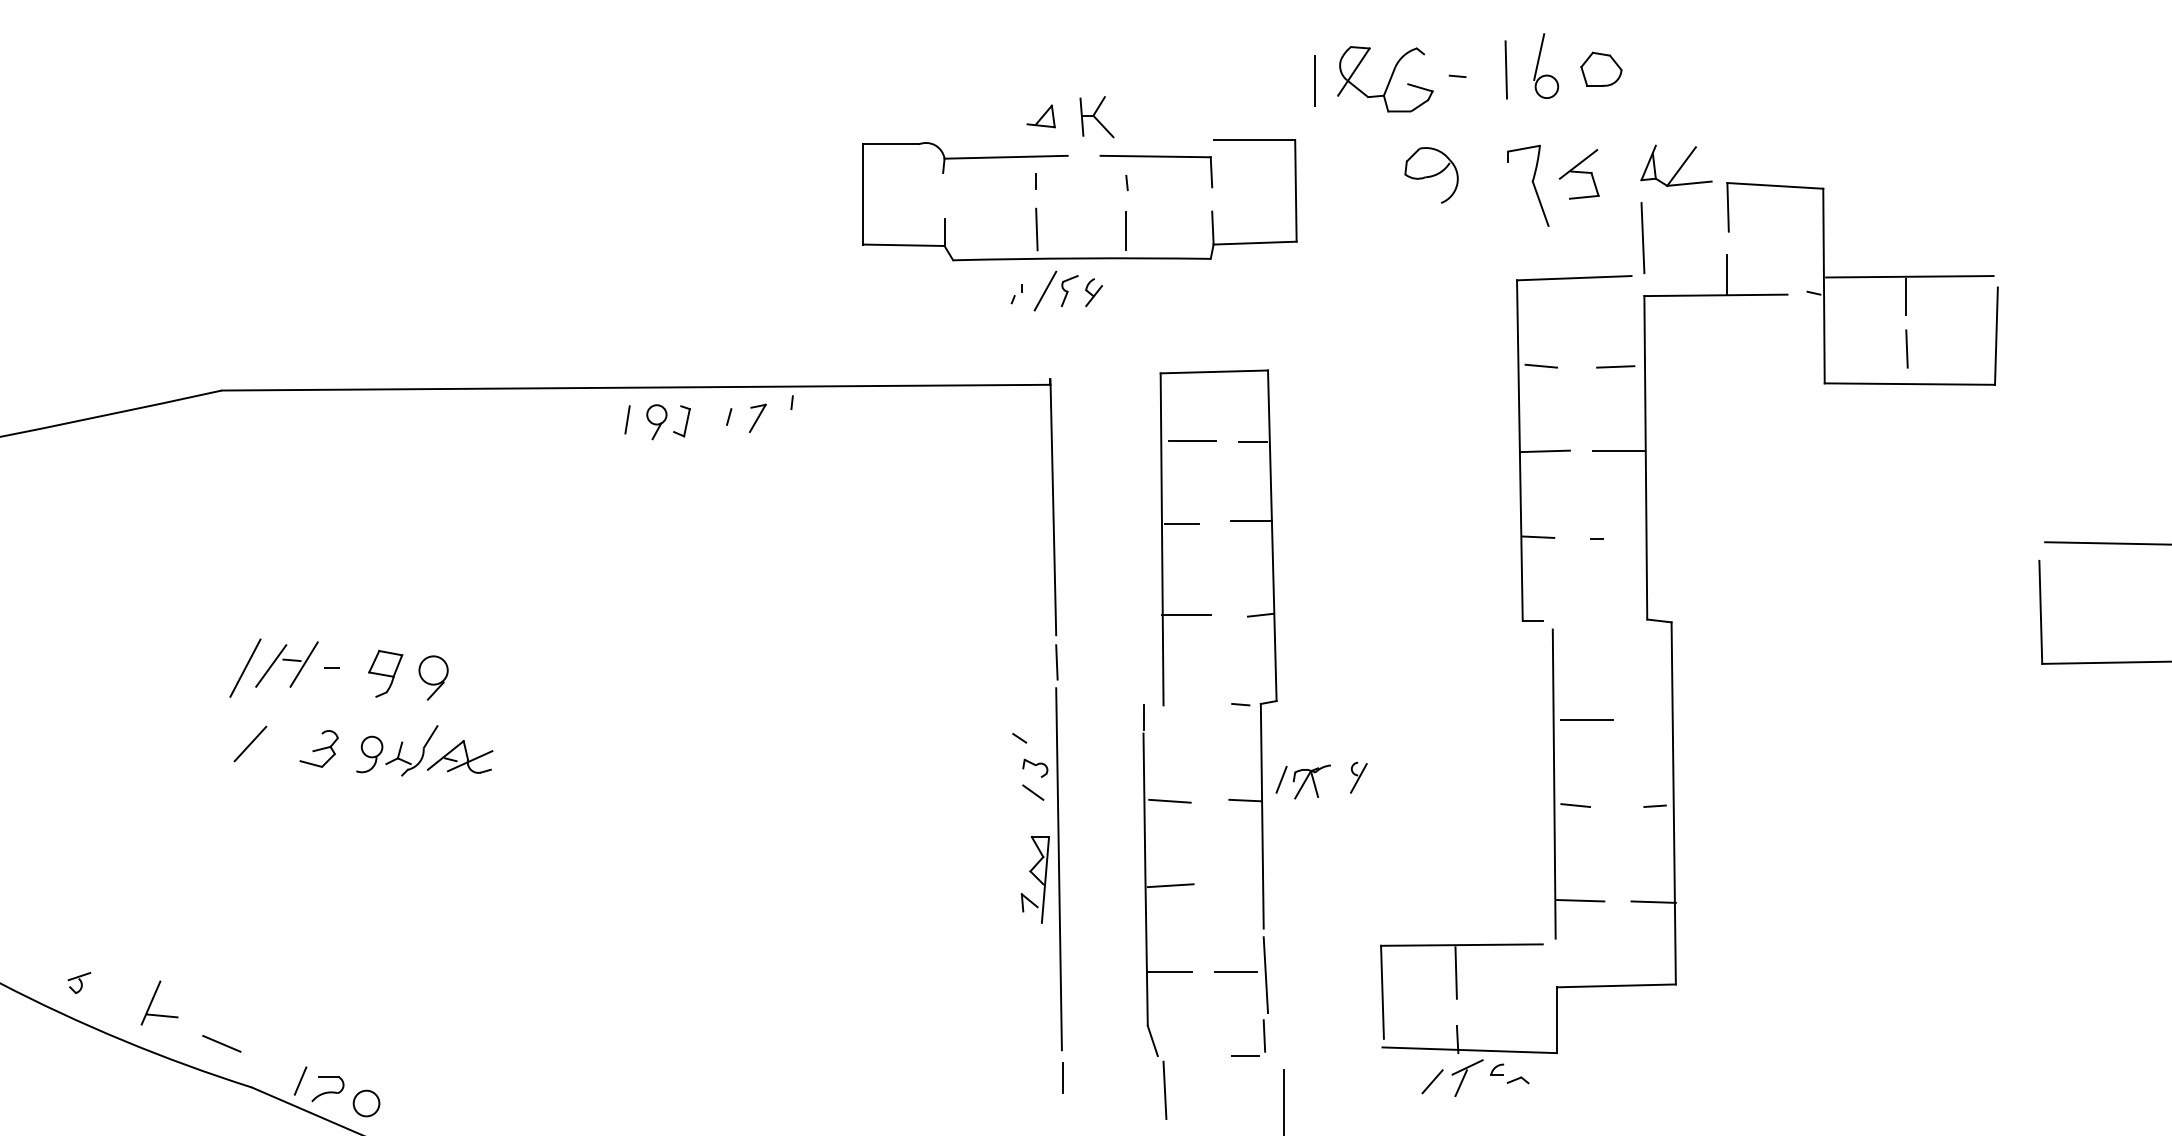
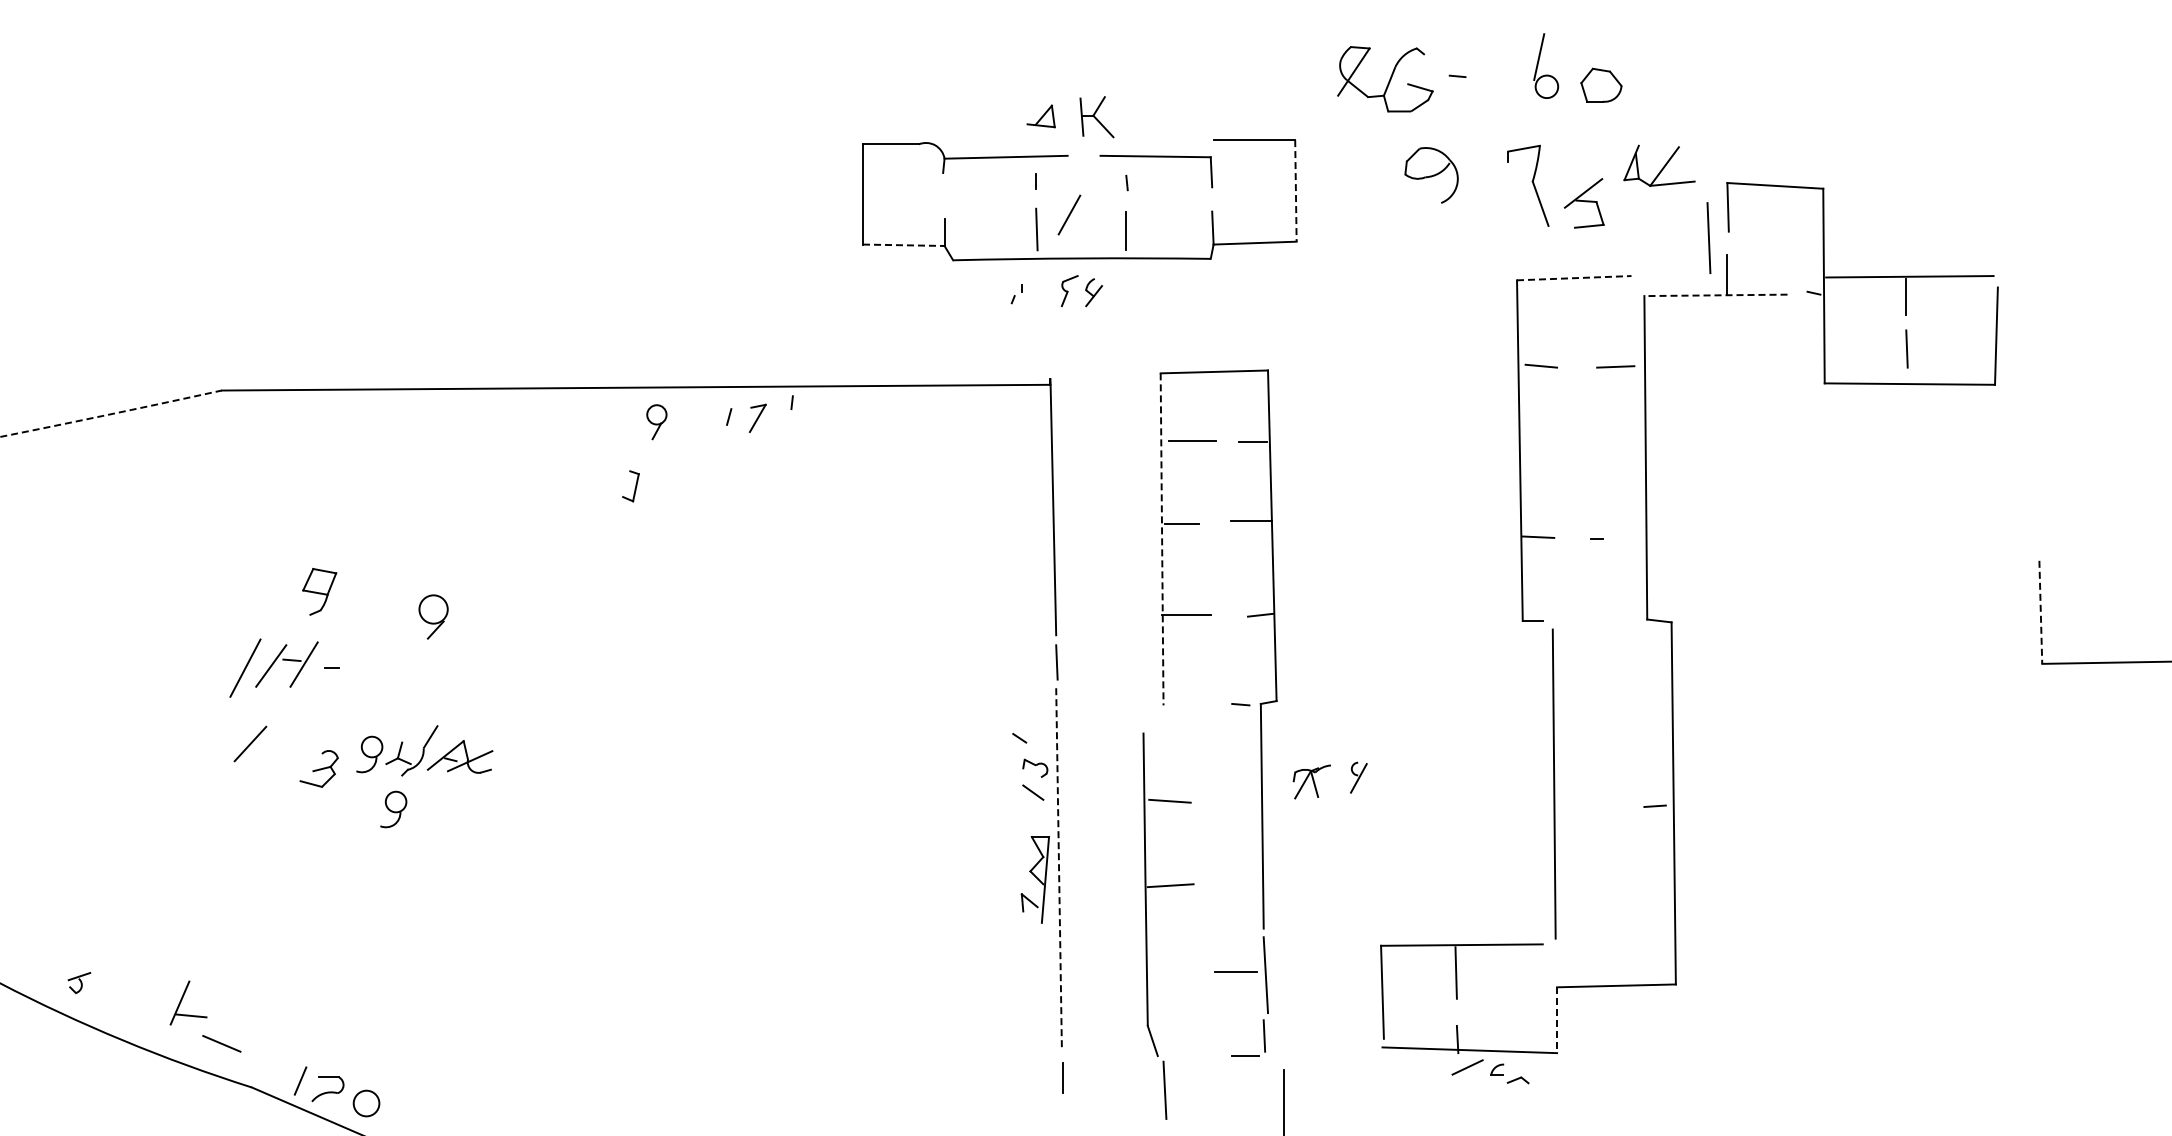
part position: (1601, 68) -> (1601, 84) (1601, 84)
line: present -> none (1506, 69)
line: present -> none (1314, 80)
part position: (1676, 165) -> (1659, 165) (1659, 165)
part position: (1578, 174) -> (1583, 203) (1583, 203)
line: solid -> dashed (1295, 190)
line position: (1642, 238) -> (1708, 238) (1708, 238)
line: solid -> dashed (903, 245)
line: solid -> dashed (1574, 278)
line position: (1045, 290) -> (1069, 214) (1069, 214)
line: solid -> dashed (1715, 295)
arc: solid -> dashed (110, 414)
line: present -> none (627, 419)
part position: (681, 421) -> (630, 486) (630, 486)
line: present -> none (1618, 450)
line: present -> none (1545, 451)
line: solid -> dashed (1162, 539)
line: present -> none (2106, 543)
line: solid -> dashed (2040, 612)
part position: (385, 673) -> (319, 591) (319, 591)
part position: (433, 677) -> (433, 616) (433, 616)
line: present -> none (1143, 717)
line: present -> none (1586, 719)
part position: (318, 748) -> (318, 768) (318, 768)
line: present -> none (1281, 779)
line: present -> none (1244, 800)
line: present -> none (1575, 805)
part: none -> present (393, 809)
line: solid -> dashed (1059, 869)
line: present -> none (1580, 900)
line: present -> none (1653, 901)
line: present -> none (1169, 971)
part position: (153, 1000) -> (182, 1000) (182, 1000)
line: solid -> dashed (1557, 1020)
line: present -> none (1432, 1081)
line: present -> none (1460, 1083)
